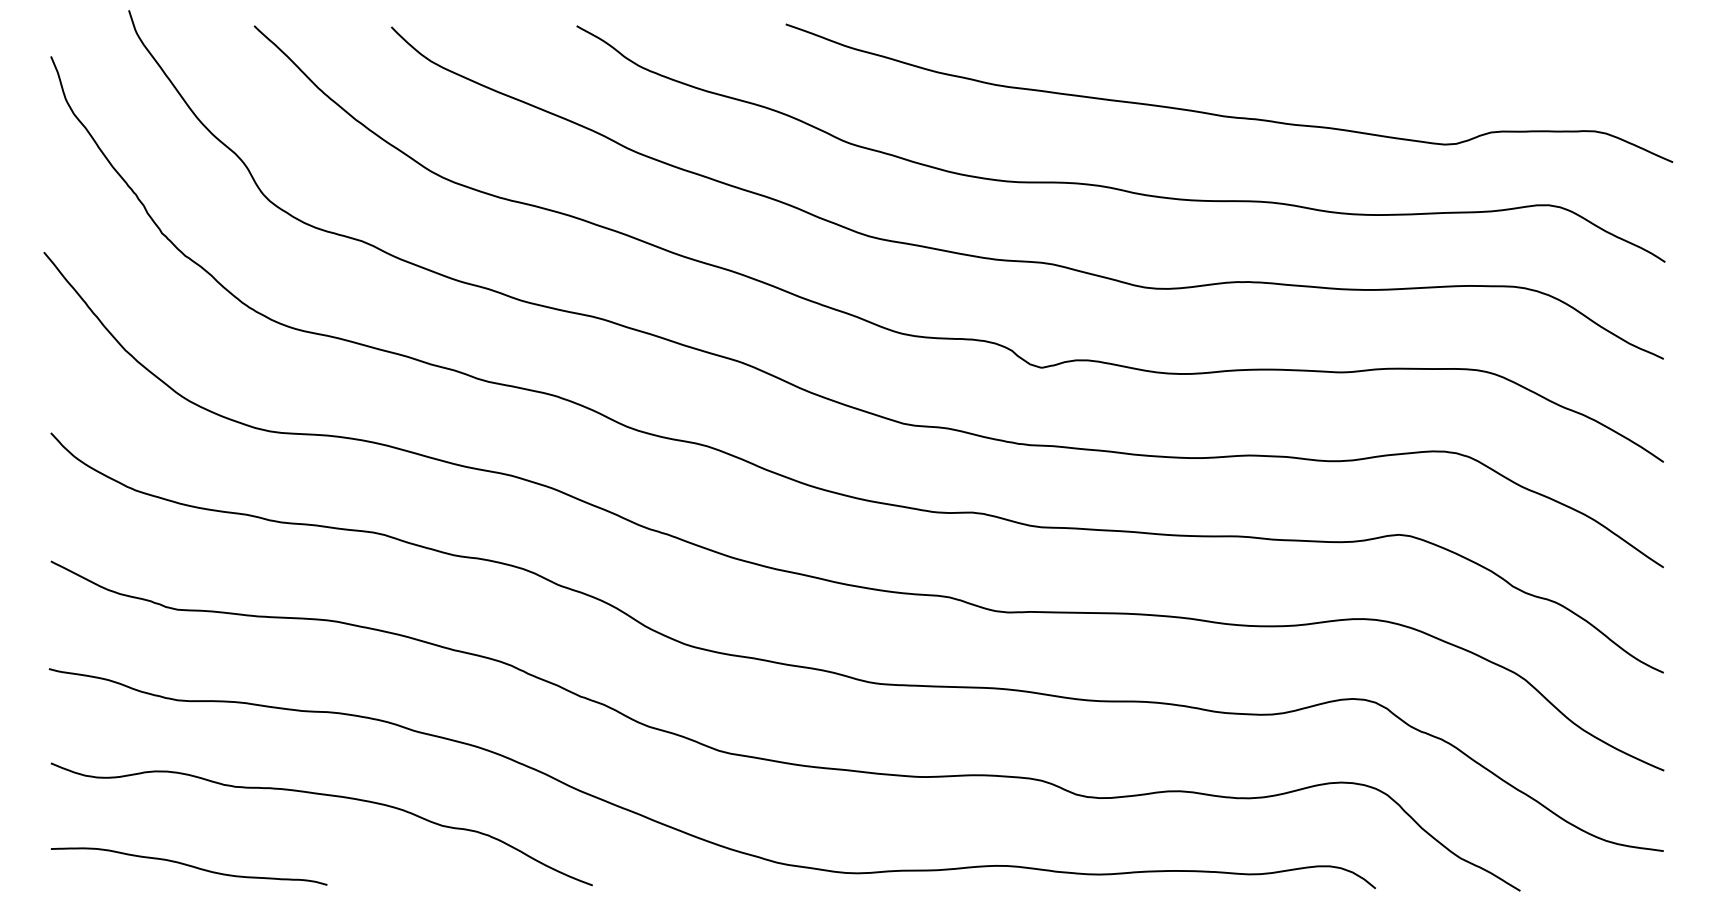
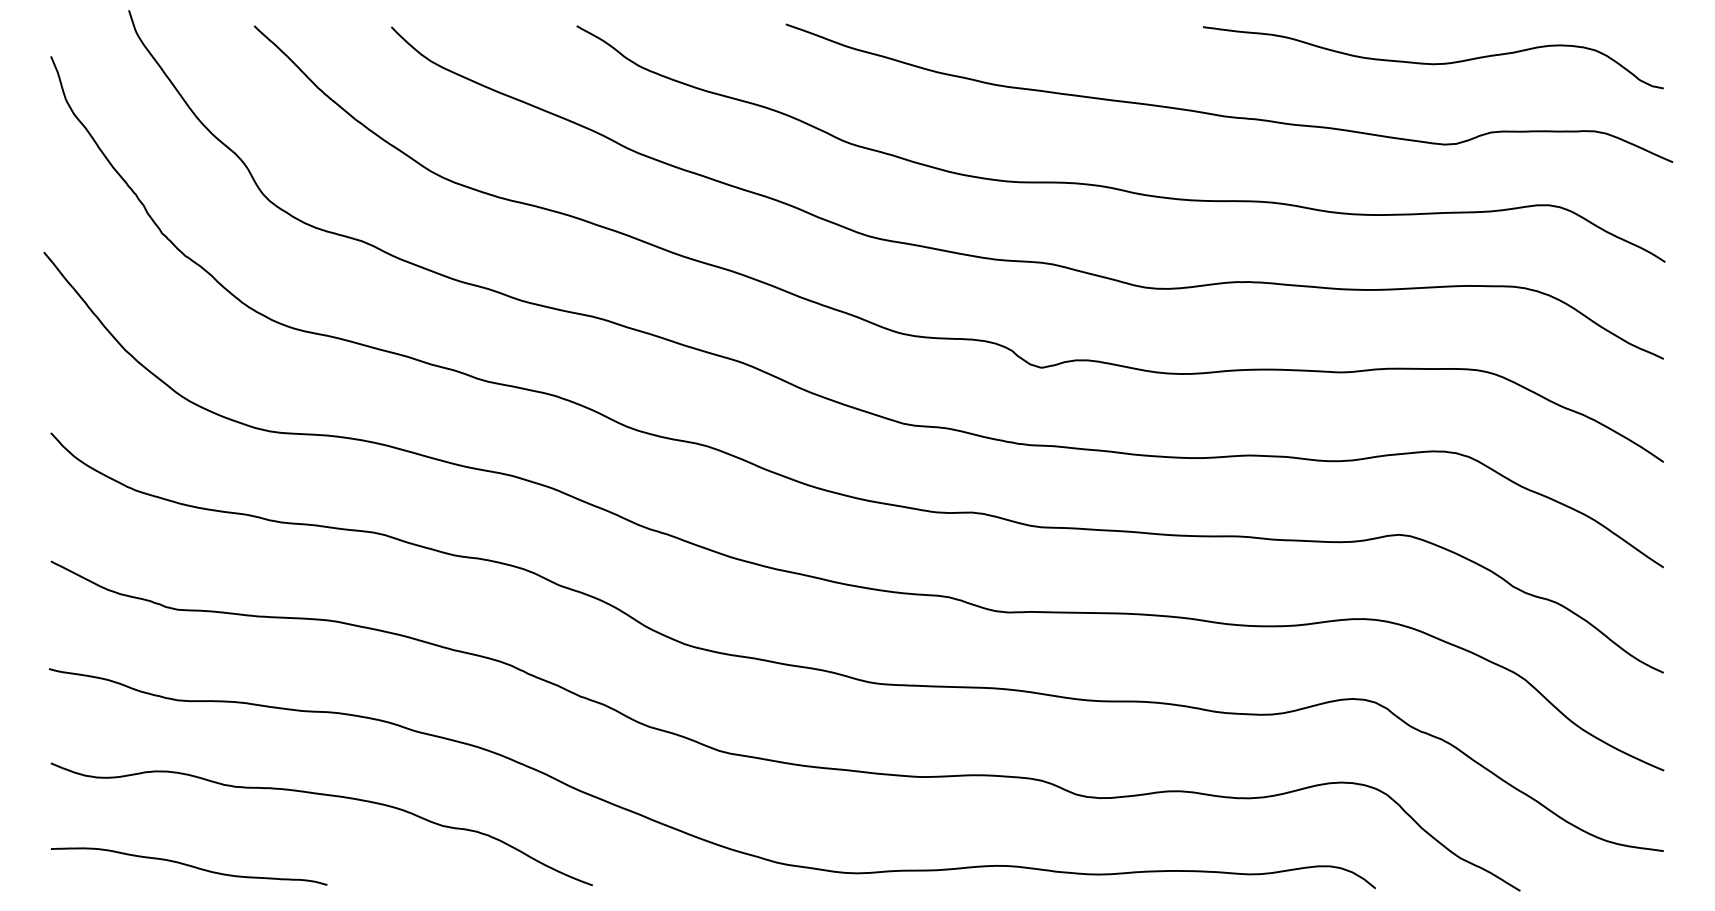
curve: none -> present (1433, 63)
